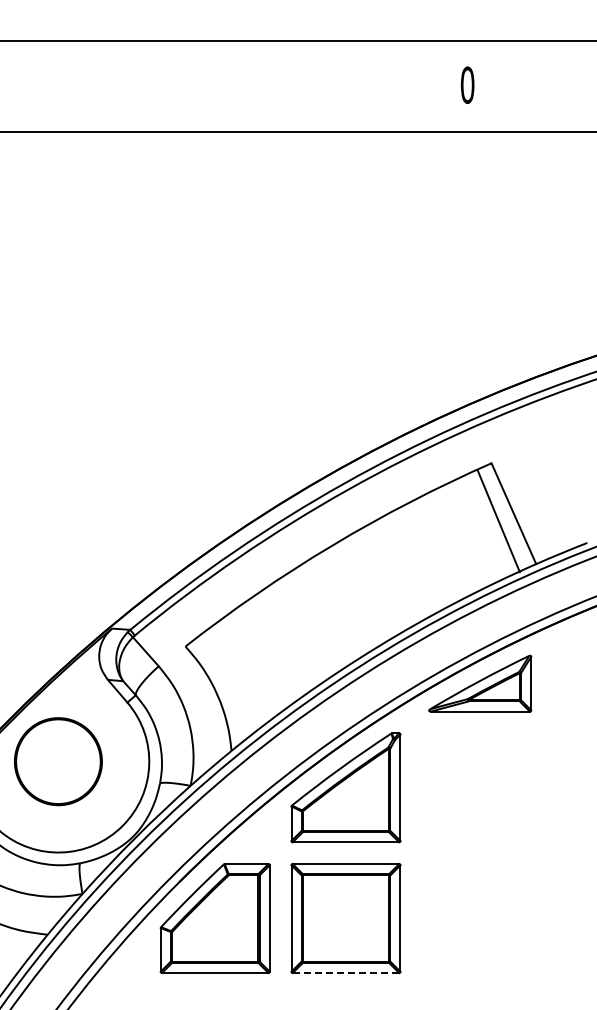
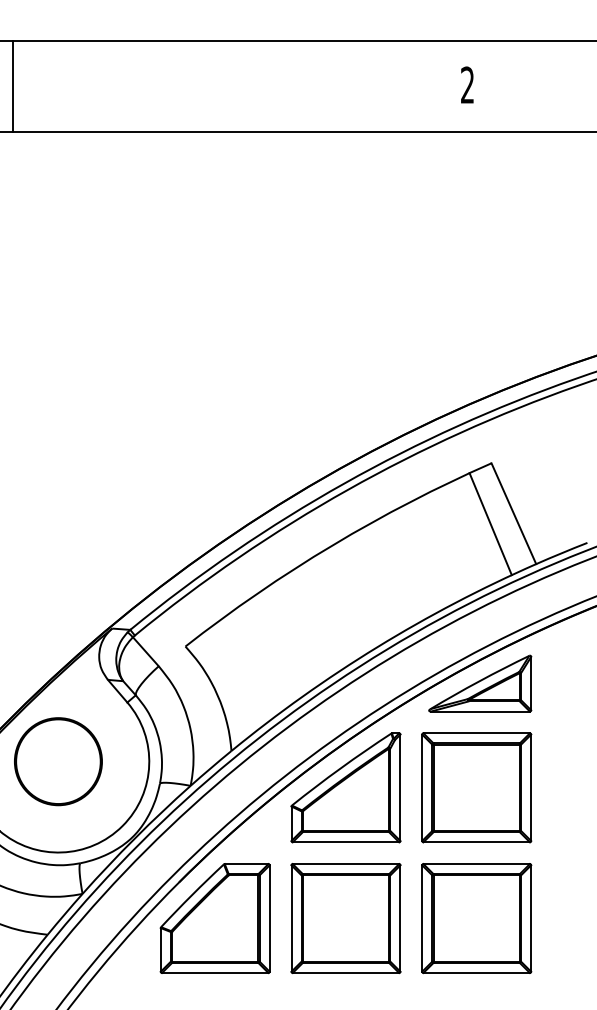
text: 0 -> 2 (467, 84)
line: none -> present (13, 85)
line position: (498, 521) -> (490, 524) (490, 524)
part: none -> present (476, 787)
part: none -> present (476, 918)
line: dashed -> solid (346, 973)
